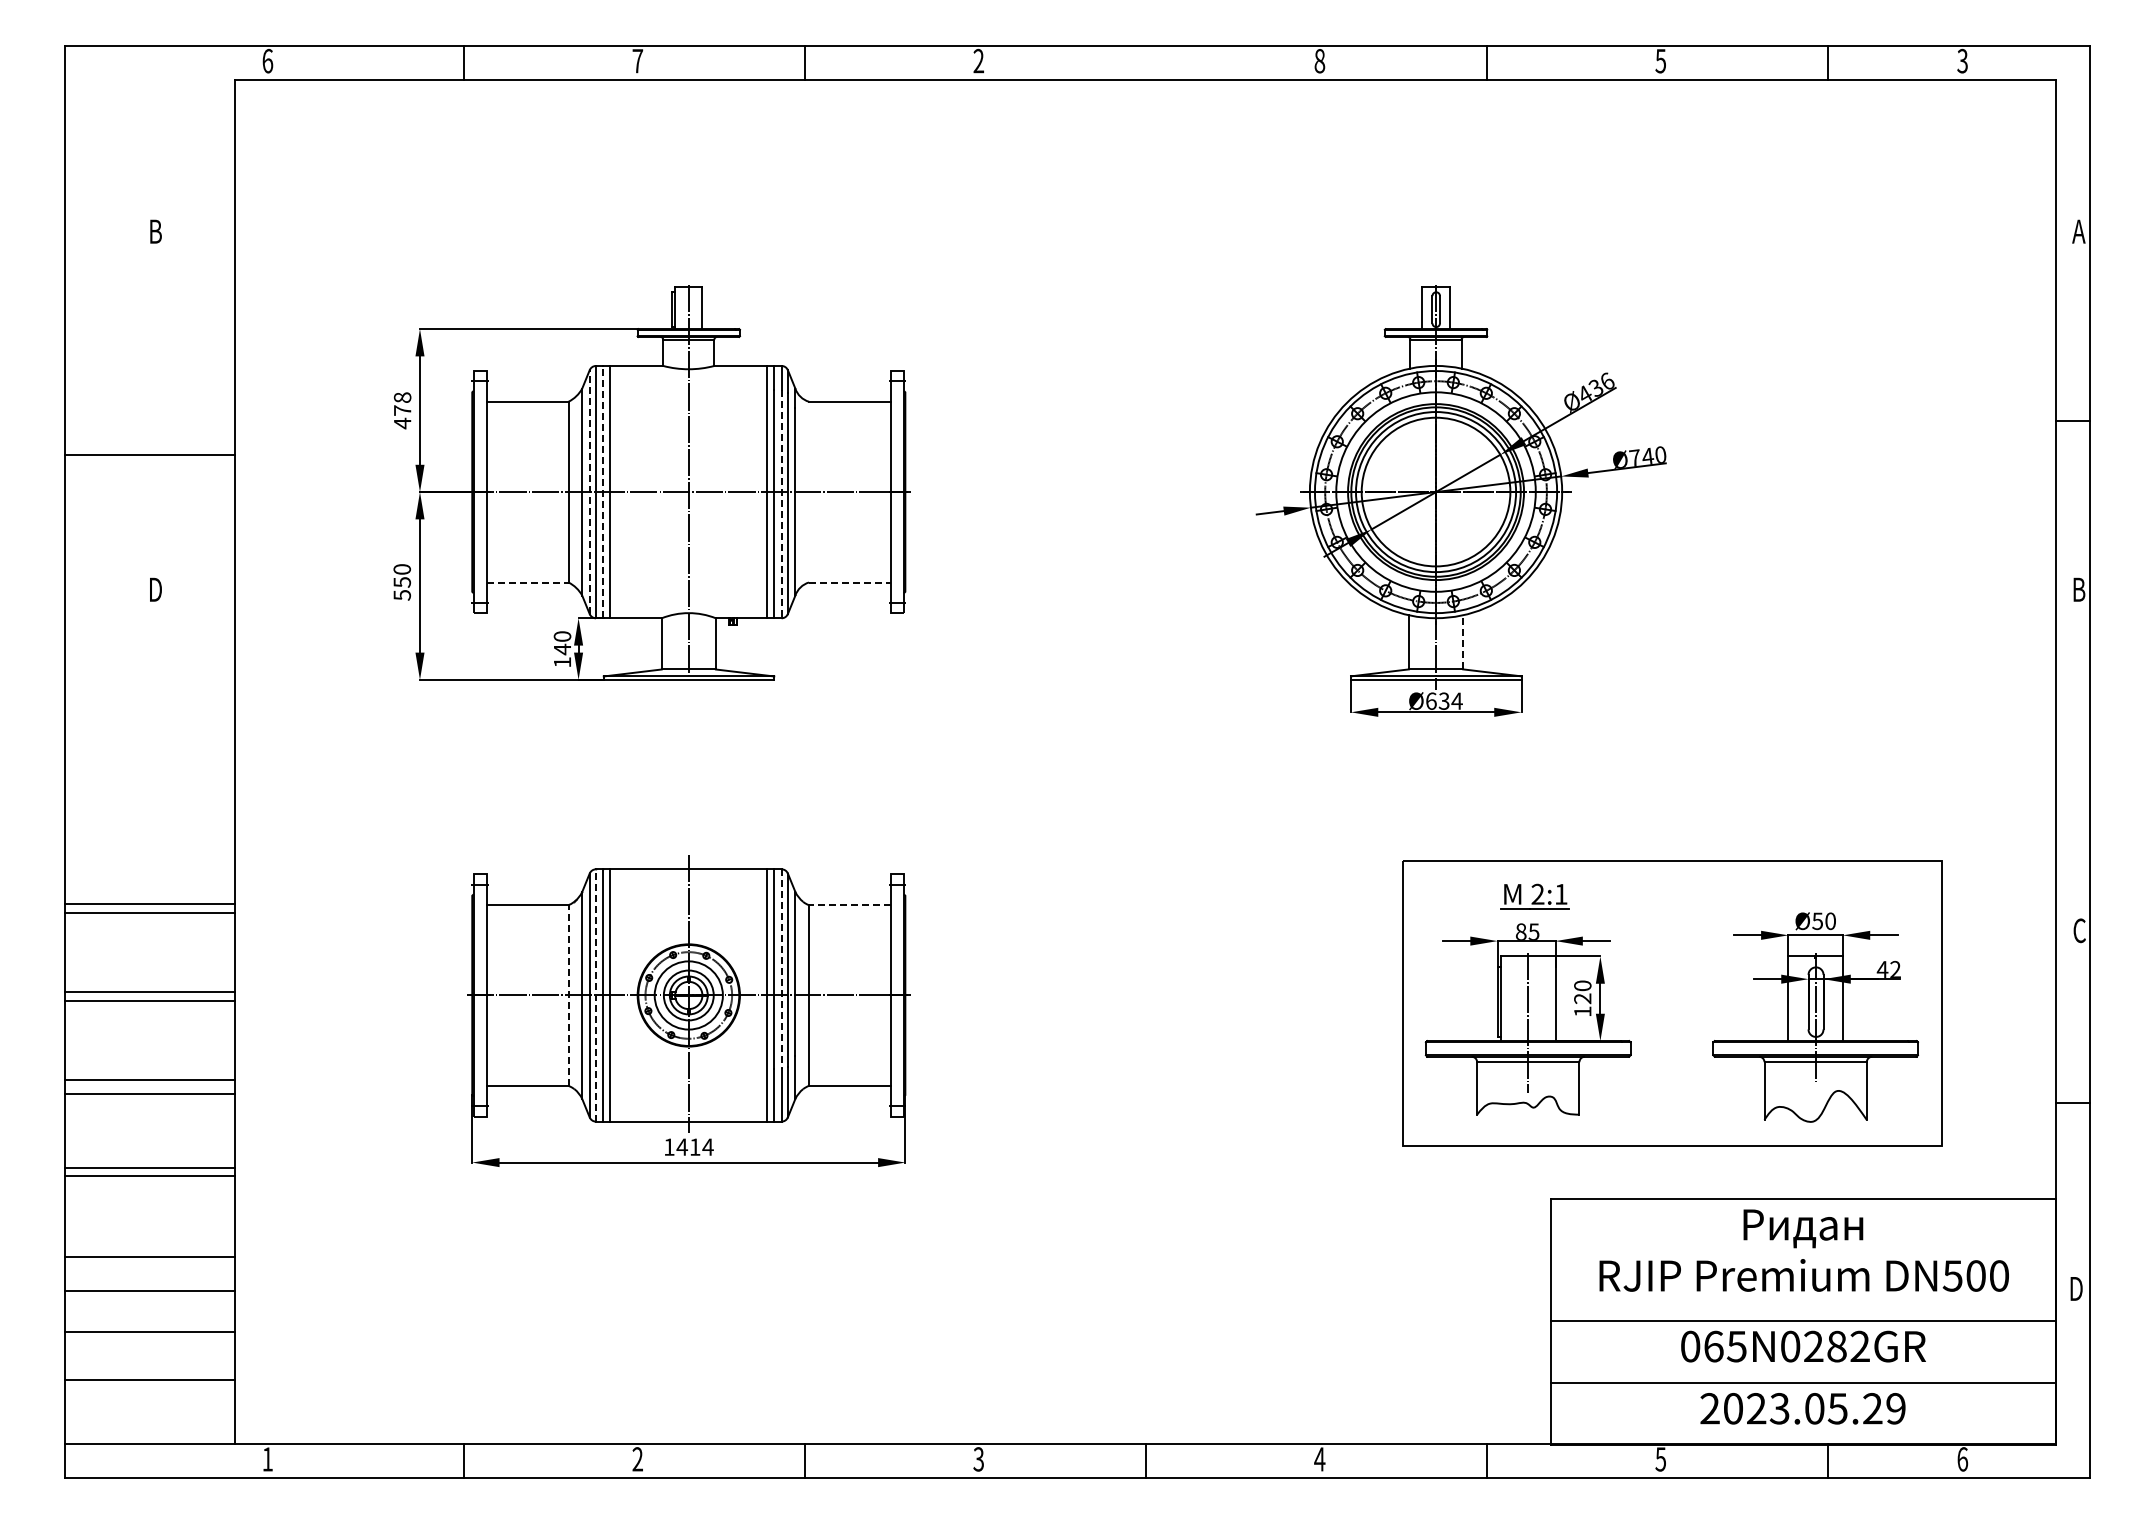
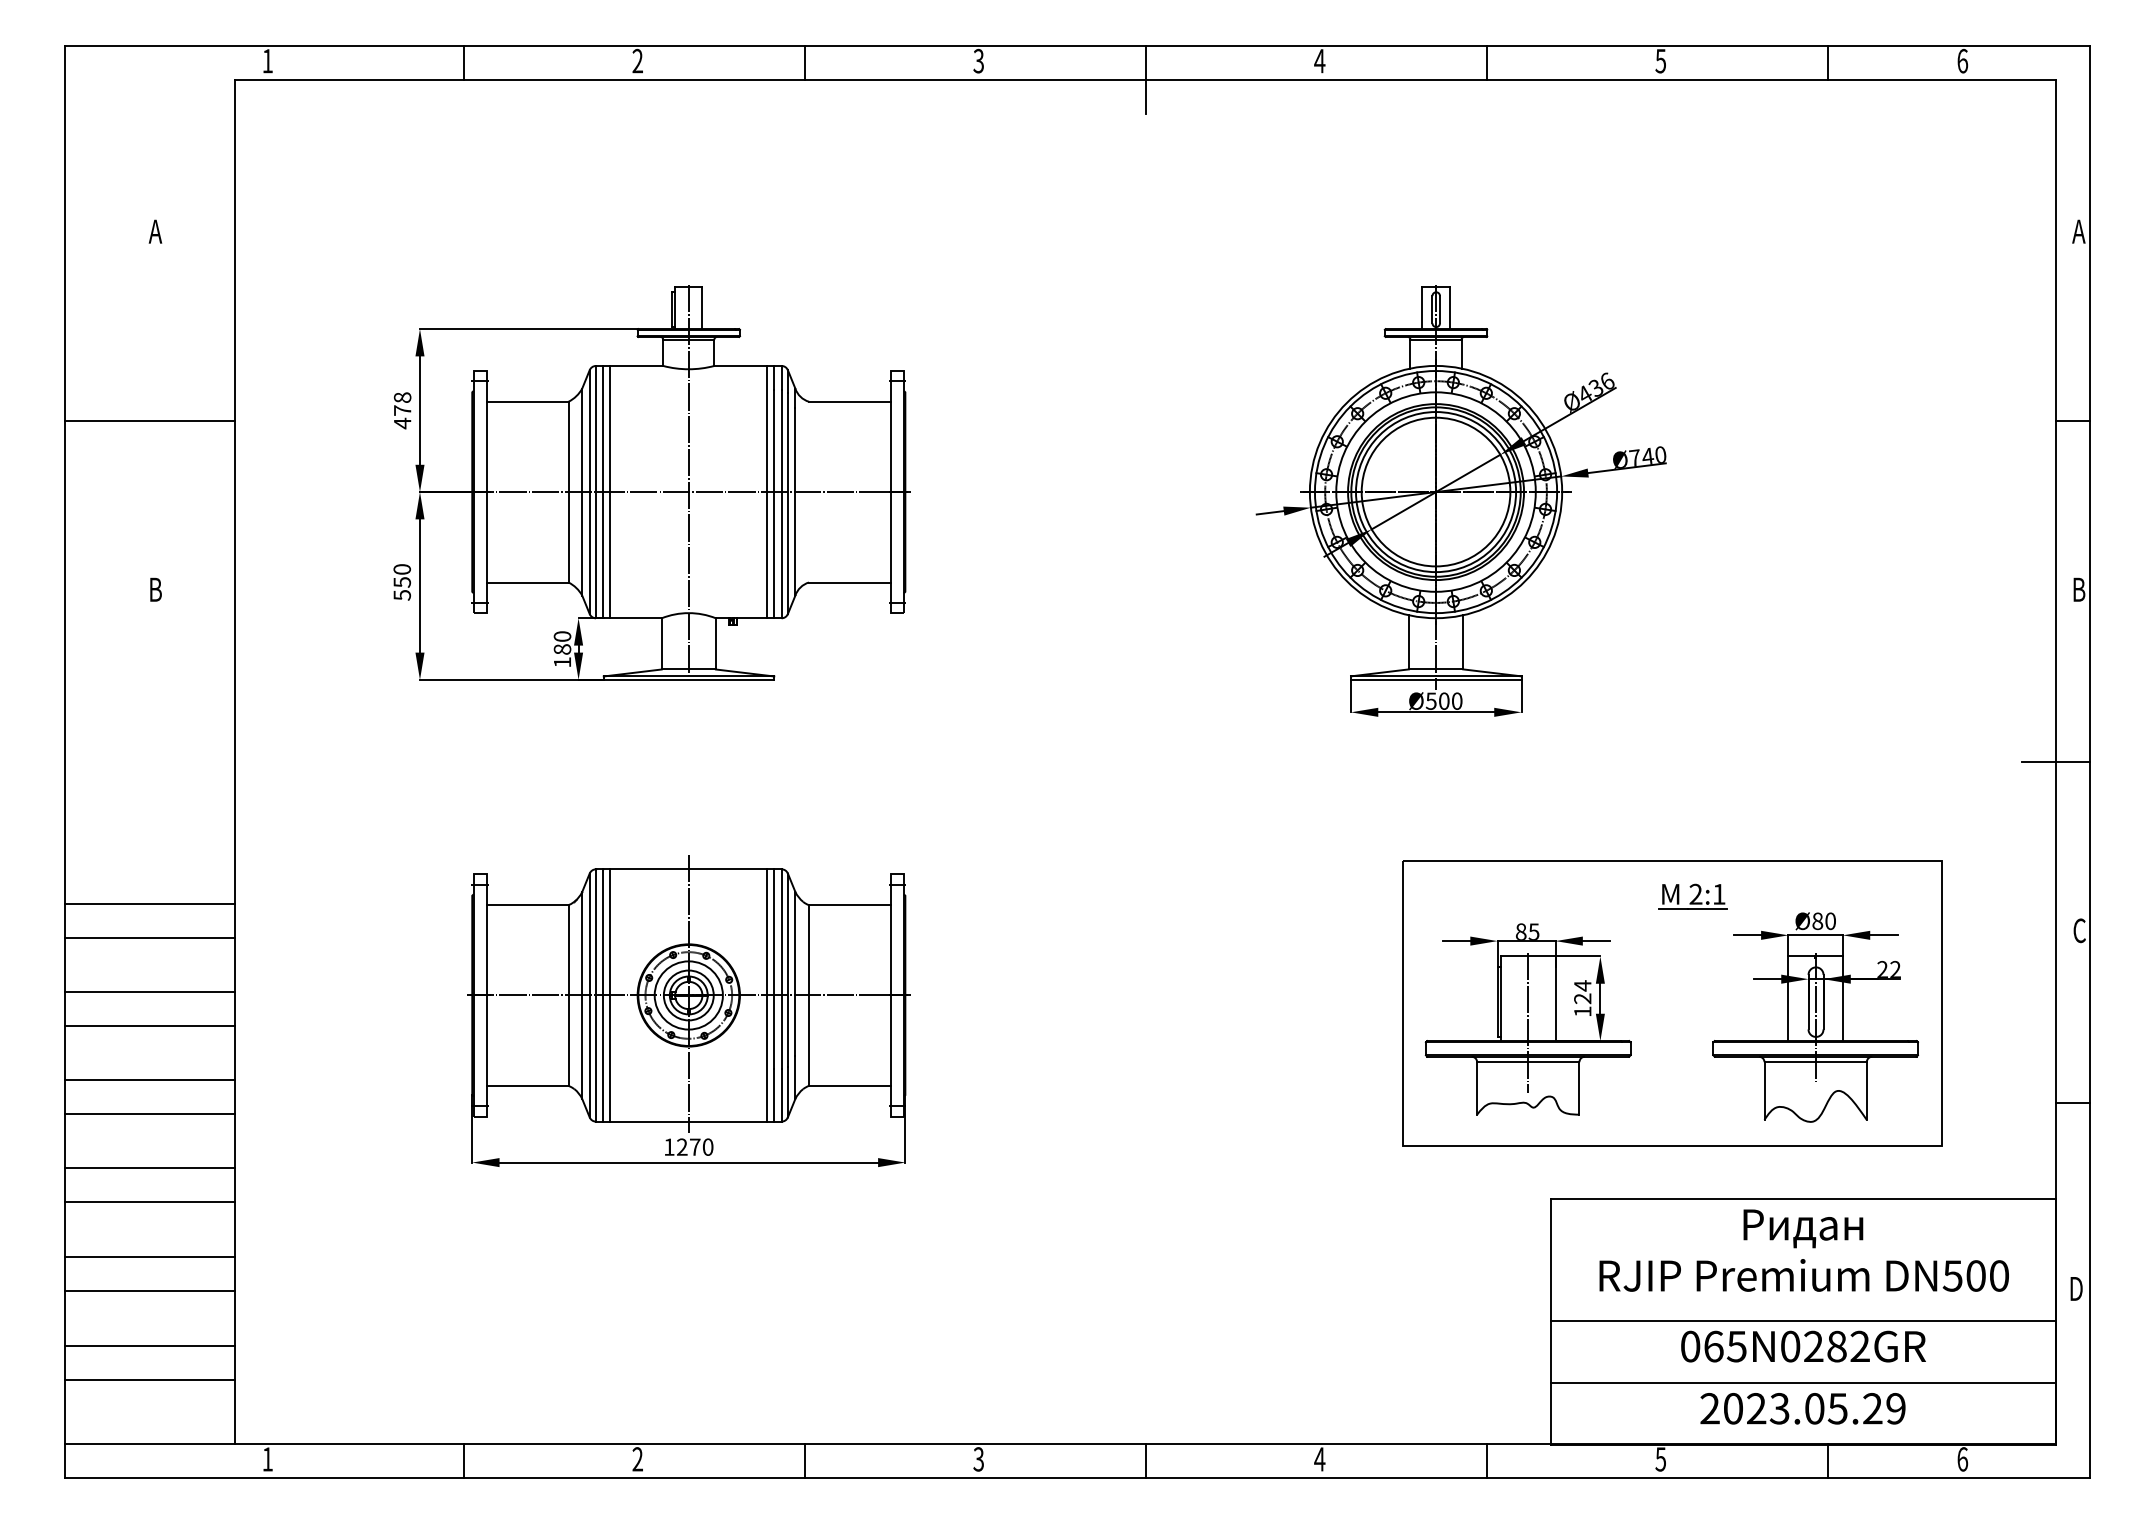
text: 6 -> 1 (267, 60)
text: 7 -> 2 (637, 60)
text: 3 -> 6 (1962, 60)
text: 2 -> 3 (978, 61)
text: 8 -> 4 (1319, 61)
line: none -> present (1145, 79)
text: B -> A (155, 231)
line position: (149, 454) -> (149, 420) (149, 420)
line: dashed -> solid (603, 491)
line: dashed -> solid (589, 492)
line: dashed -> solid (781, 504)
line: dashed -> solid (528, 582)
line: dashed -> solid (850, 582)
text: D -> B (155, 589)
line: dashed -> solid (1463, 641)
text: 140 -> 180 (562, 649)
text: Ø634 -> Ø500 (1443, 700)
line: none -> present (2056, 762)
part position: (1534, 896) -> (1692, 896) (1692, 896)
line: dashed -> solid (849, 905)
line position: (149, 912) -> (149, 937) (149, 937)
text: Ø50 -> Ø80 (1817, 920)
text: 42 -> 22 (1882, 968)
line: dashed -> solid (781, 969)
text: 120 -> 124 (1582, 985)
line: dashed -> solid (568, 994)
line: dashed -> solid (596, 994)
line position: (149, 1001) -> (149, 1026) (149, 1026)
line position: (149, 1093) -> (149, 1113) (149, 1113)
text: 1414 -> 1270 (694, 1146)
line position: (149, 1176) -> (149, 1202) (149, 1202)
line position: (149, 1331) -> (149, 1345) (149, 1345)
